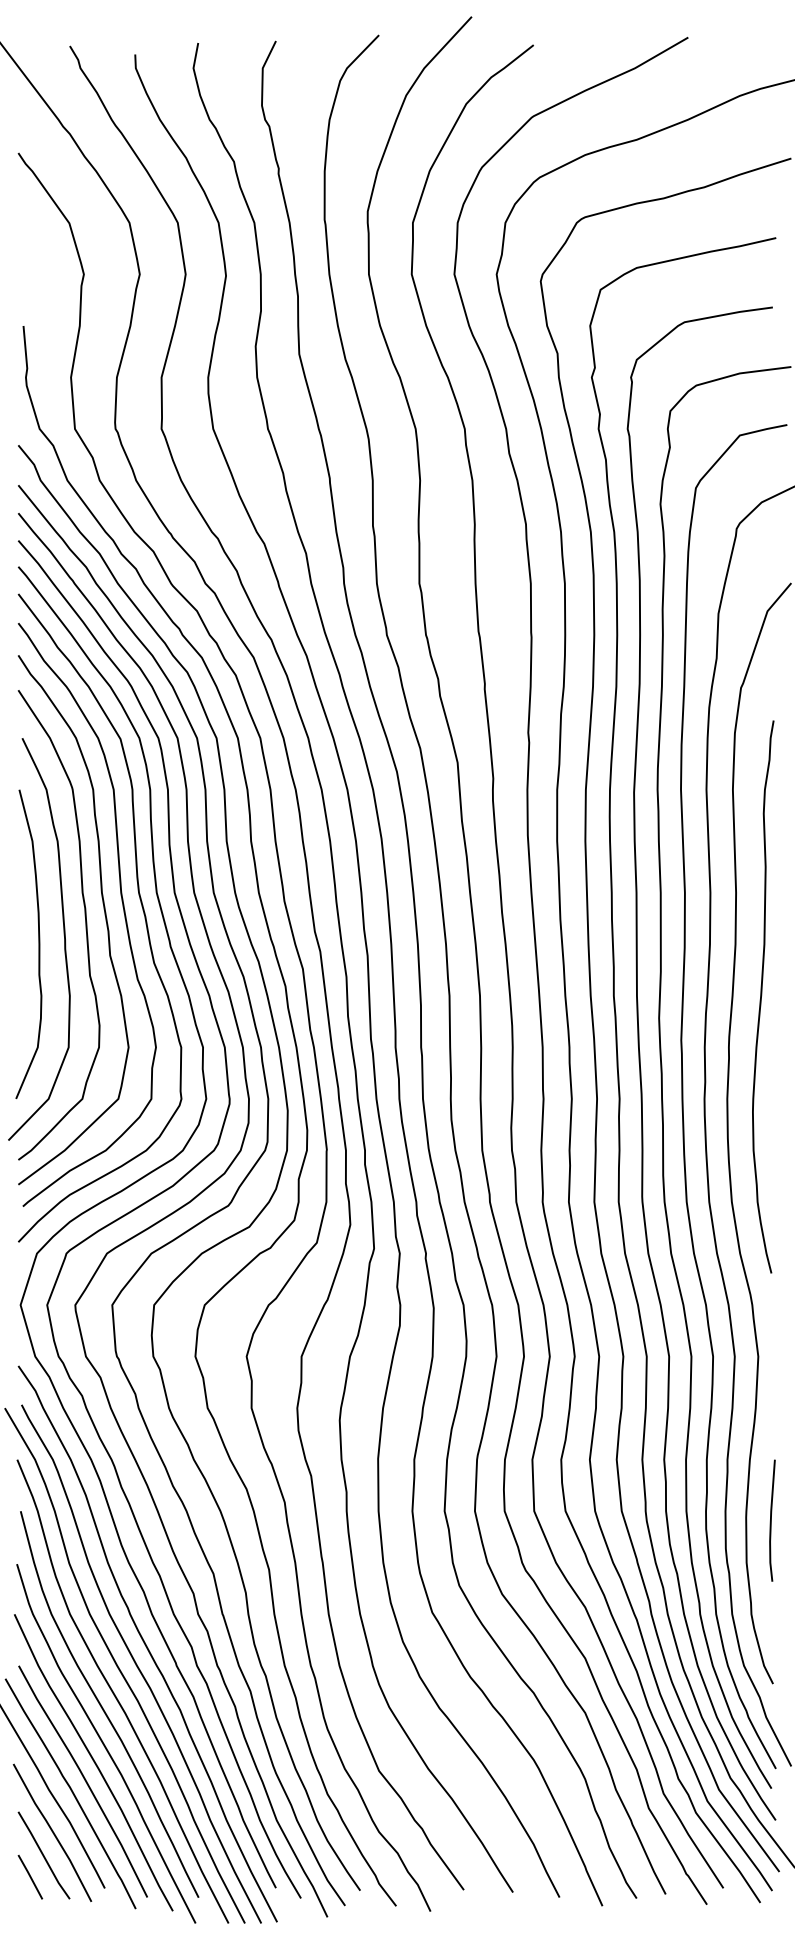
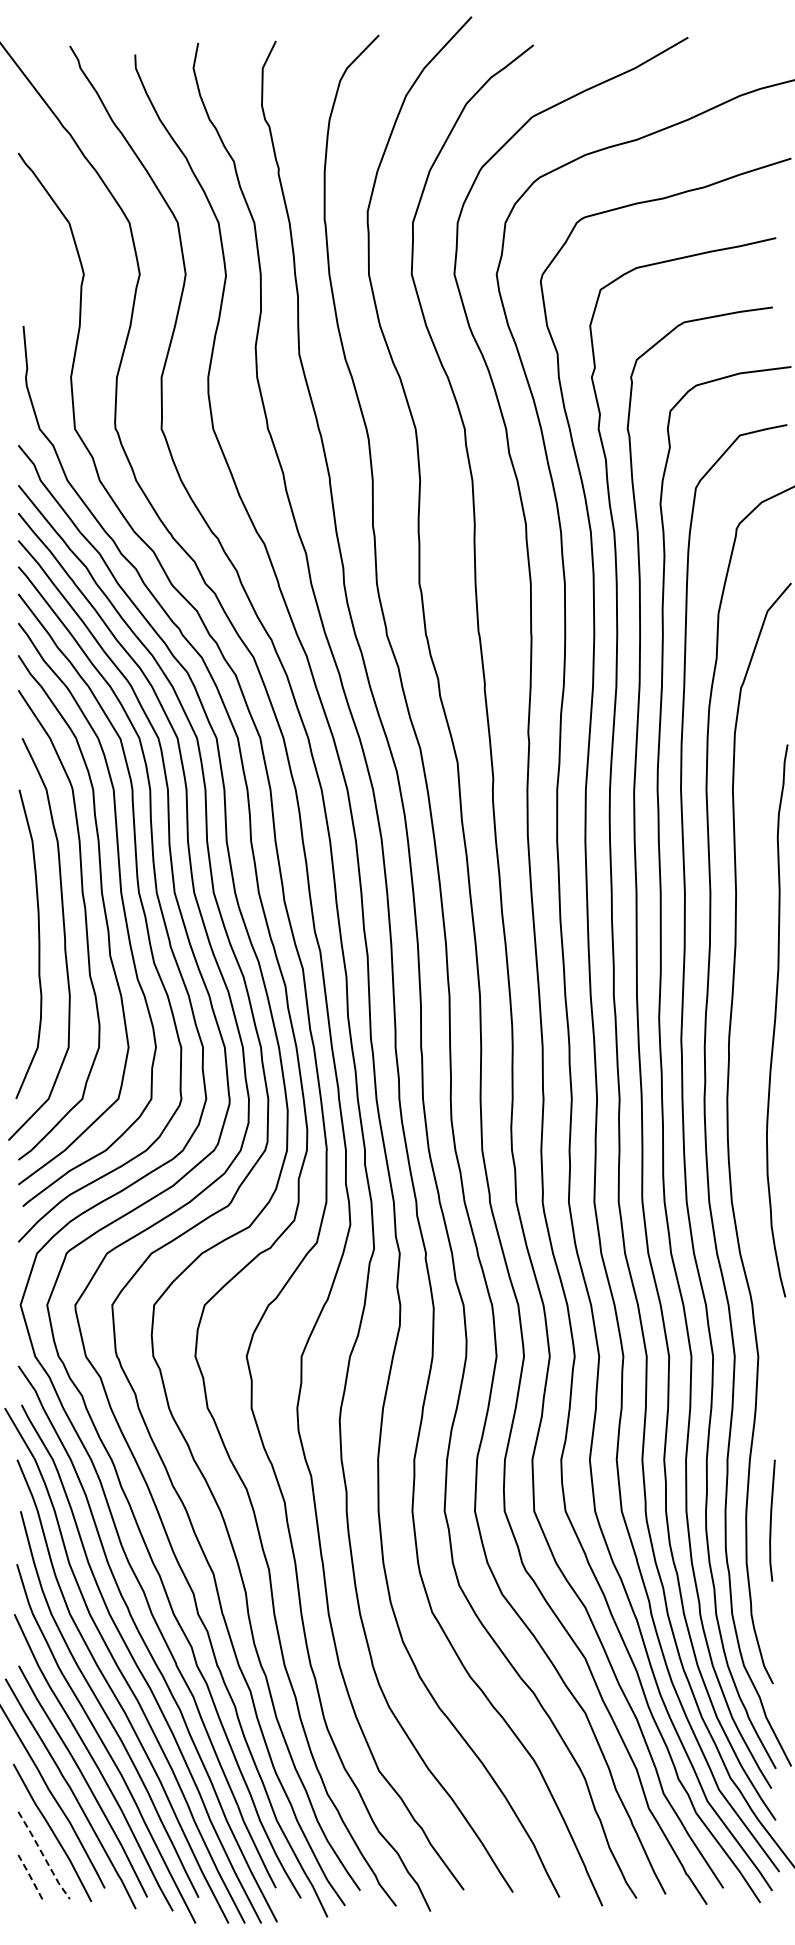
curve position: (762, 995) -> (776, 1019) (776, 1019)
line: solid -> dashed (43, 1856)
line: solid -> dashed (30, 1876)
